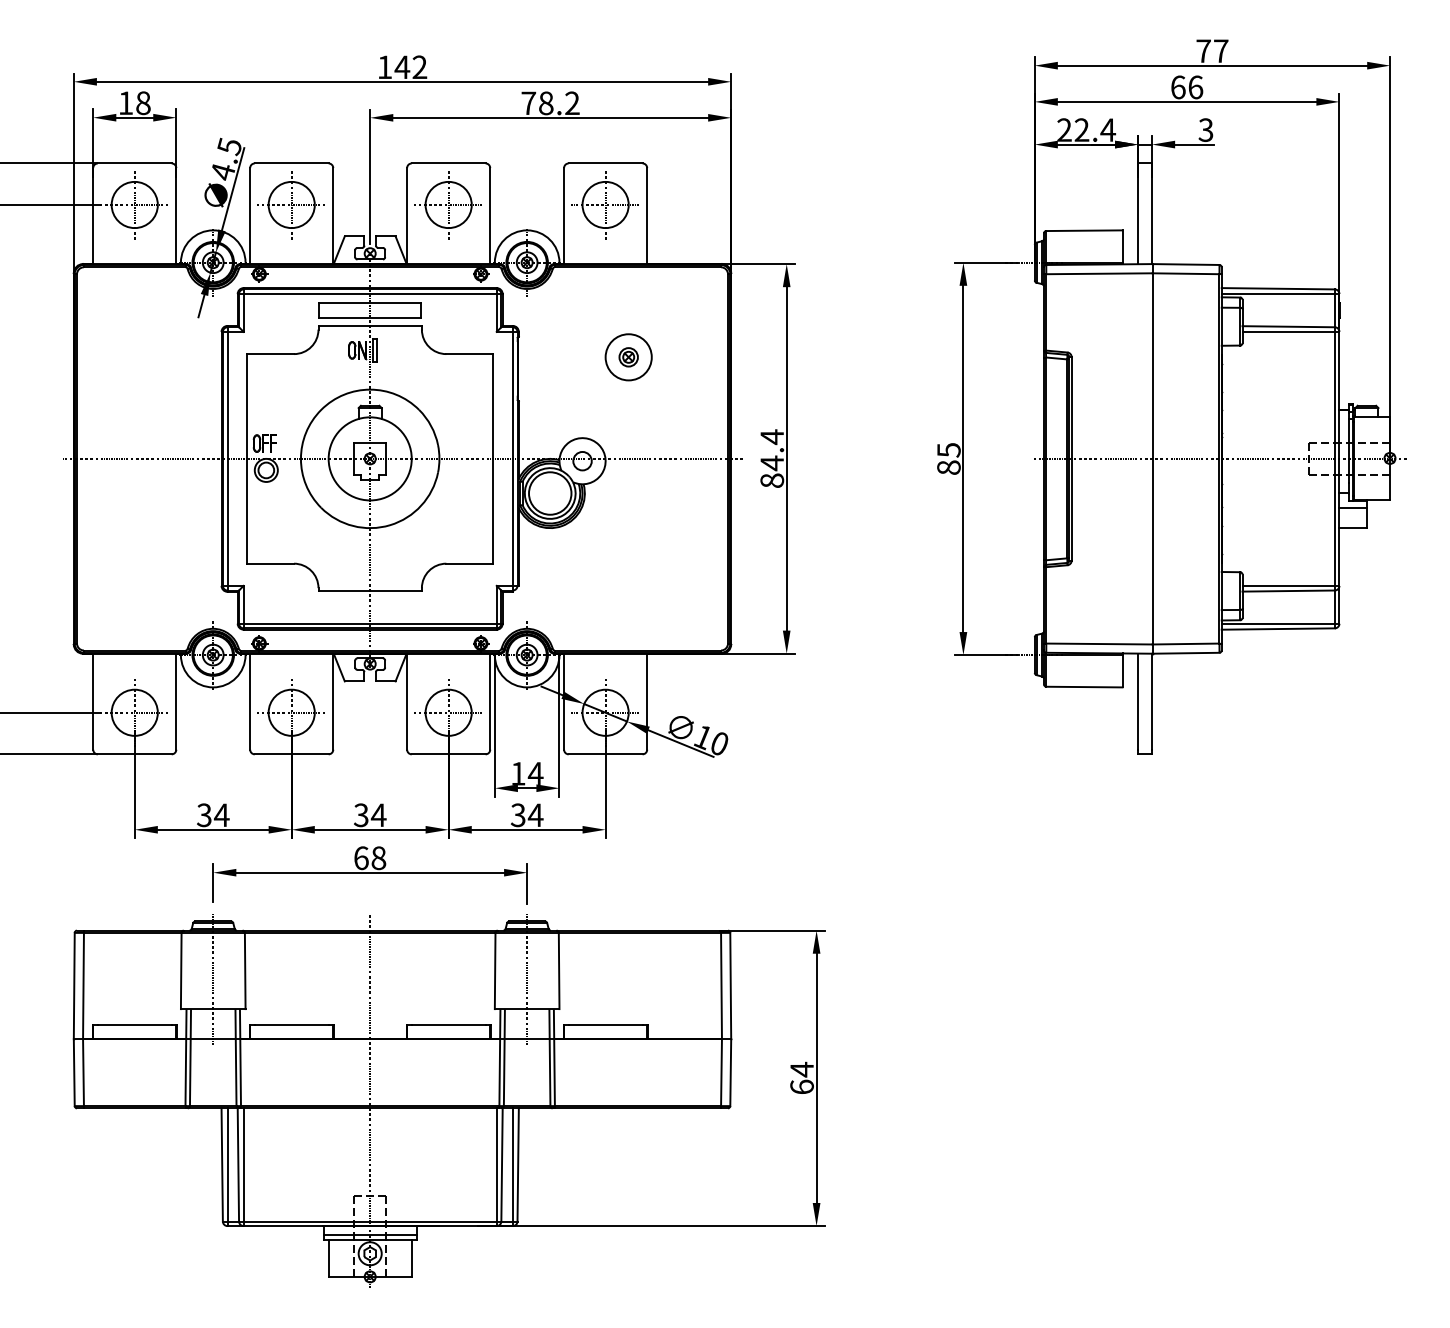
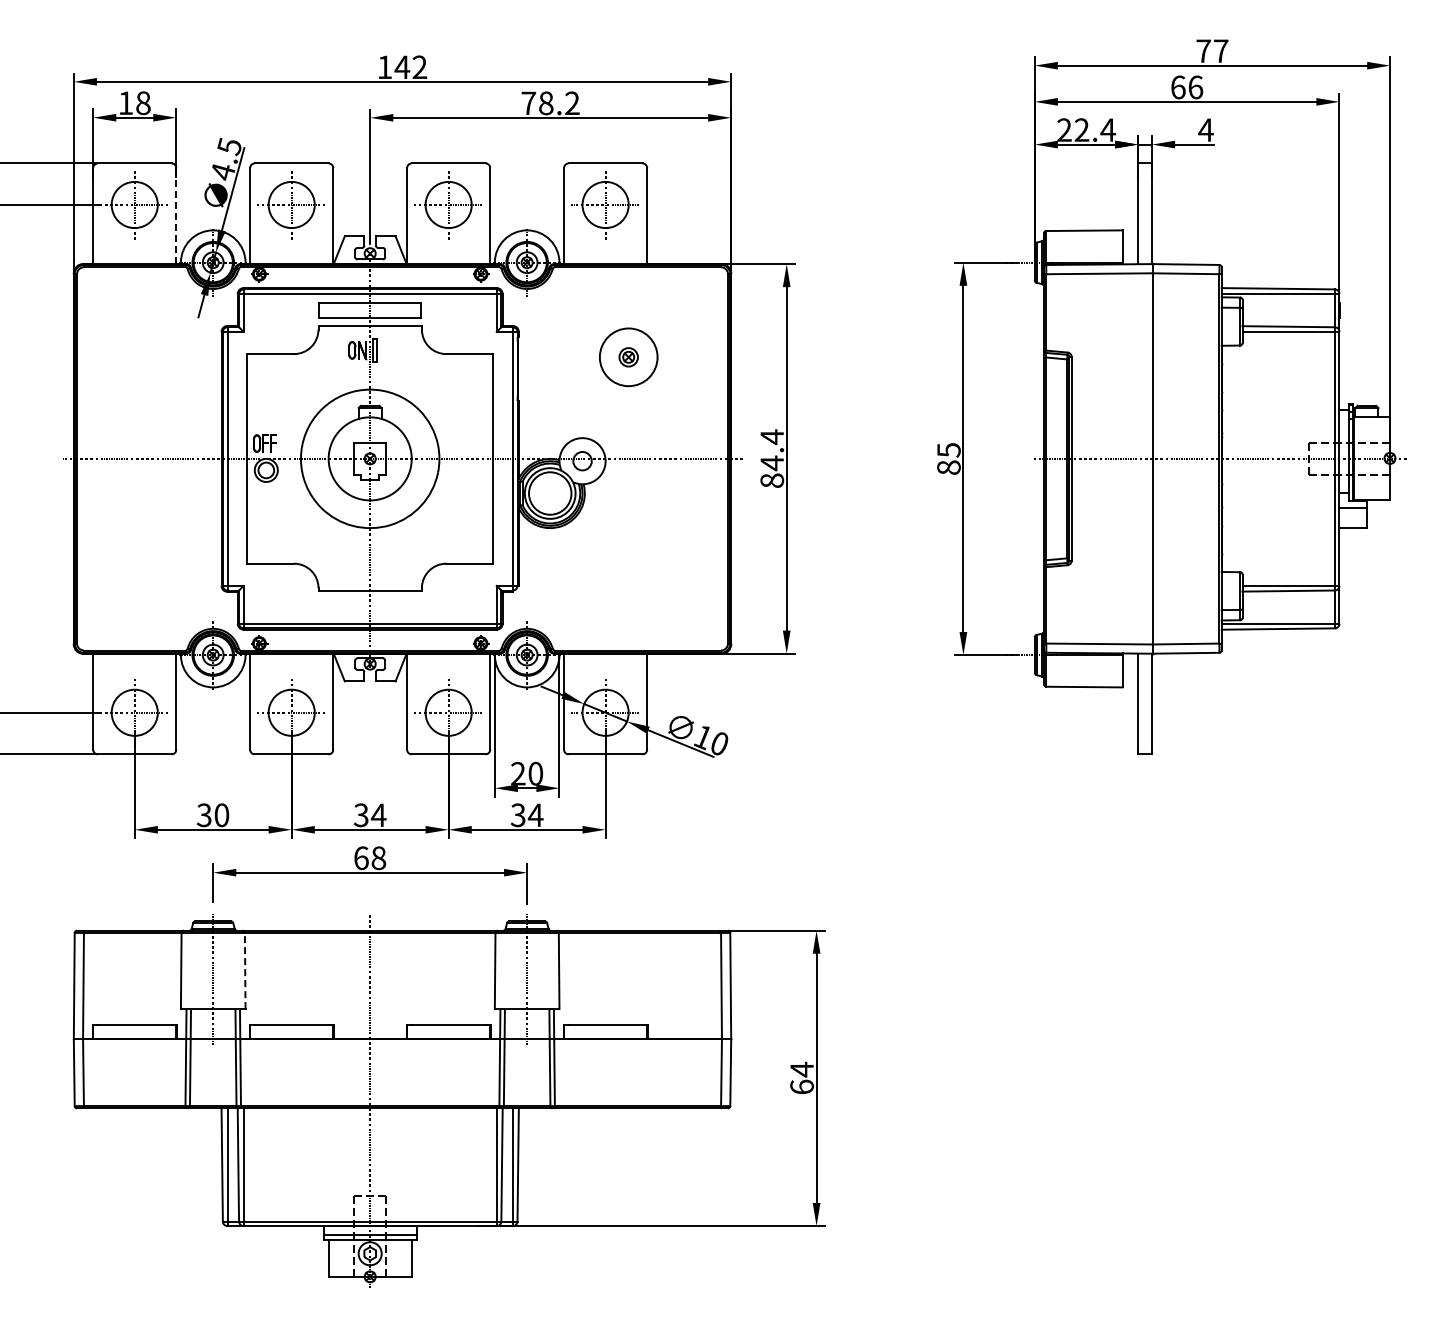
text: 3 -> 4 (1205, 129)
line: solid -> dashed (176, 215)
circle diameter: 46 px -> 58 px (628, 357)
text: 14 -> 20 (527, 773)
text: 34 -> 30 (221, 815)
line: solid -> dashed (245, 970)
